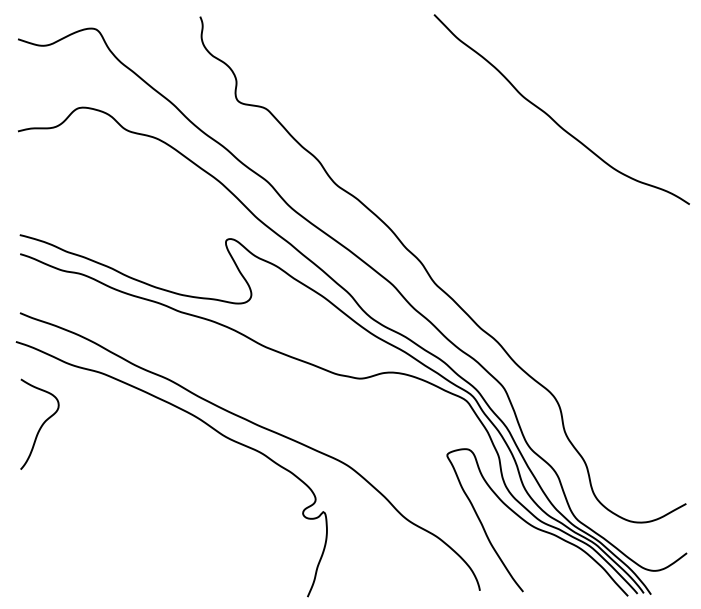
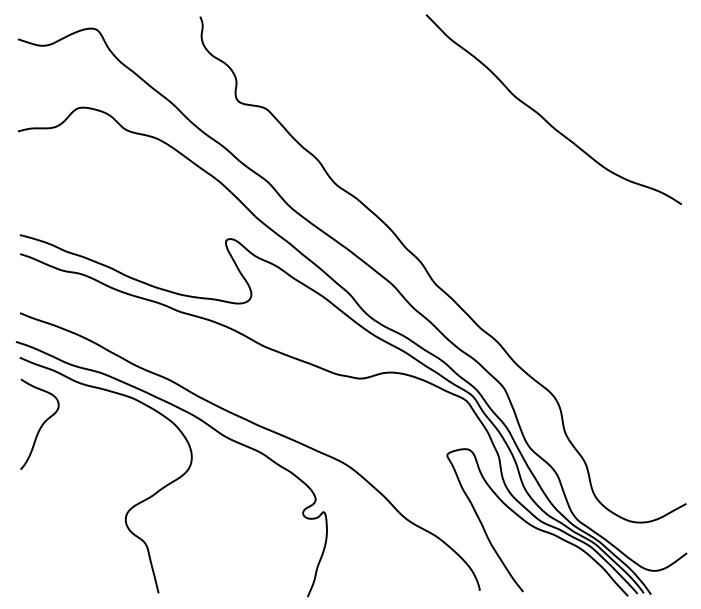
curve position: (553, 118) -> (545, 118) (545, 118)
curve: none -> present (130, 507)
